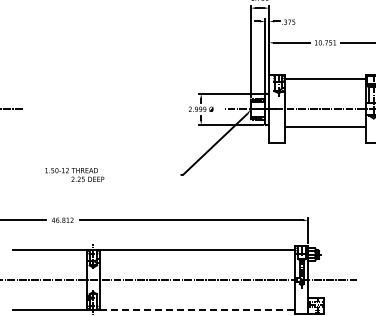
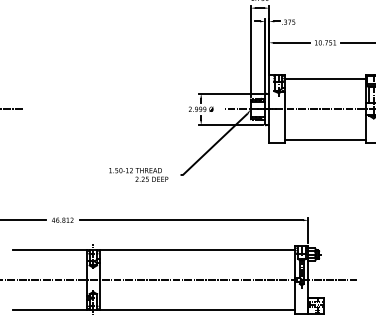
line position: (324, 126) -> (324, 139) (324, 139)
text position: (74, 174) -> (138, 174) (138, 174)
line: dashed -> solid (197, 309)
